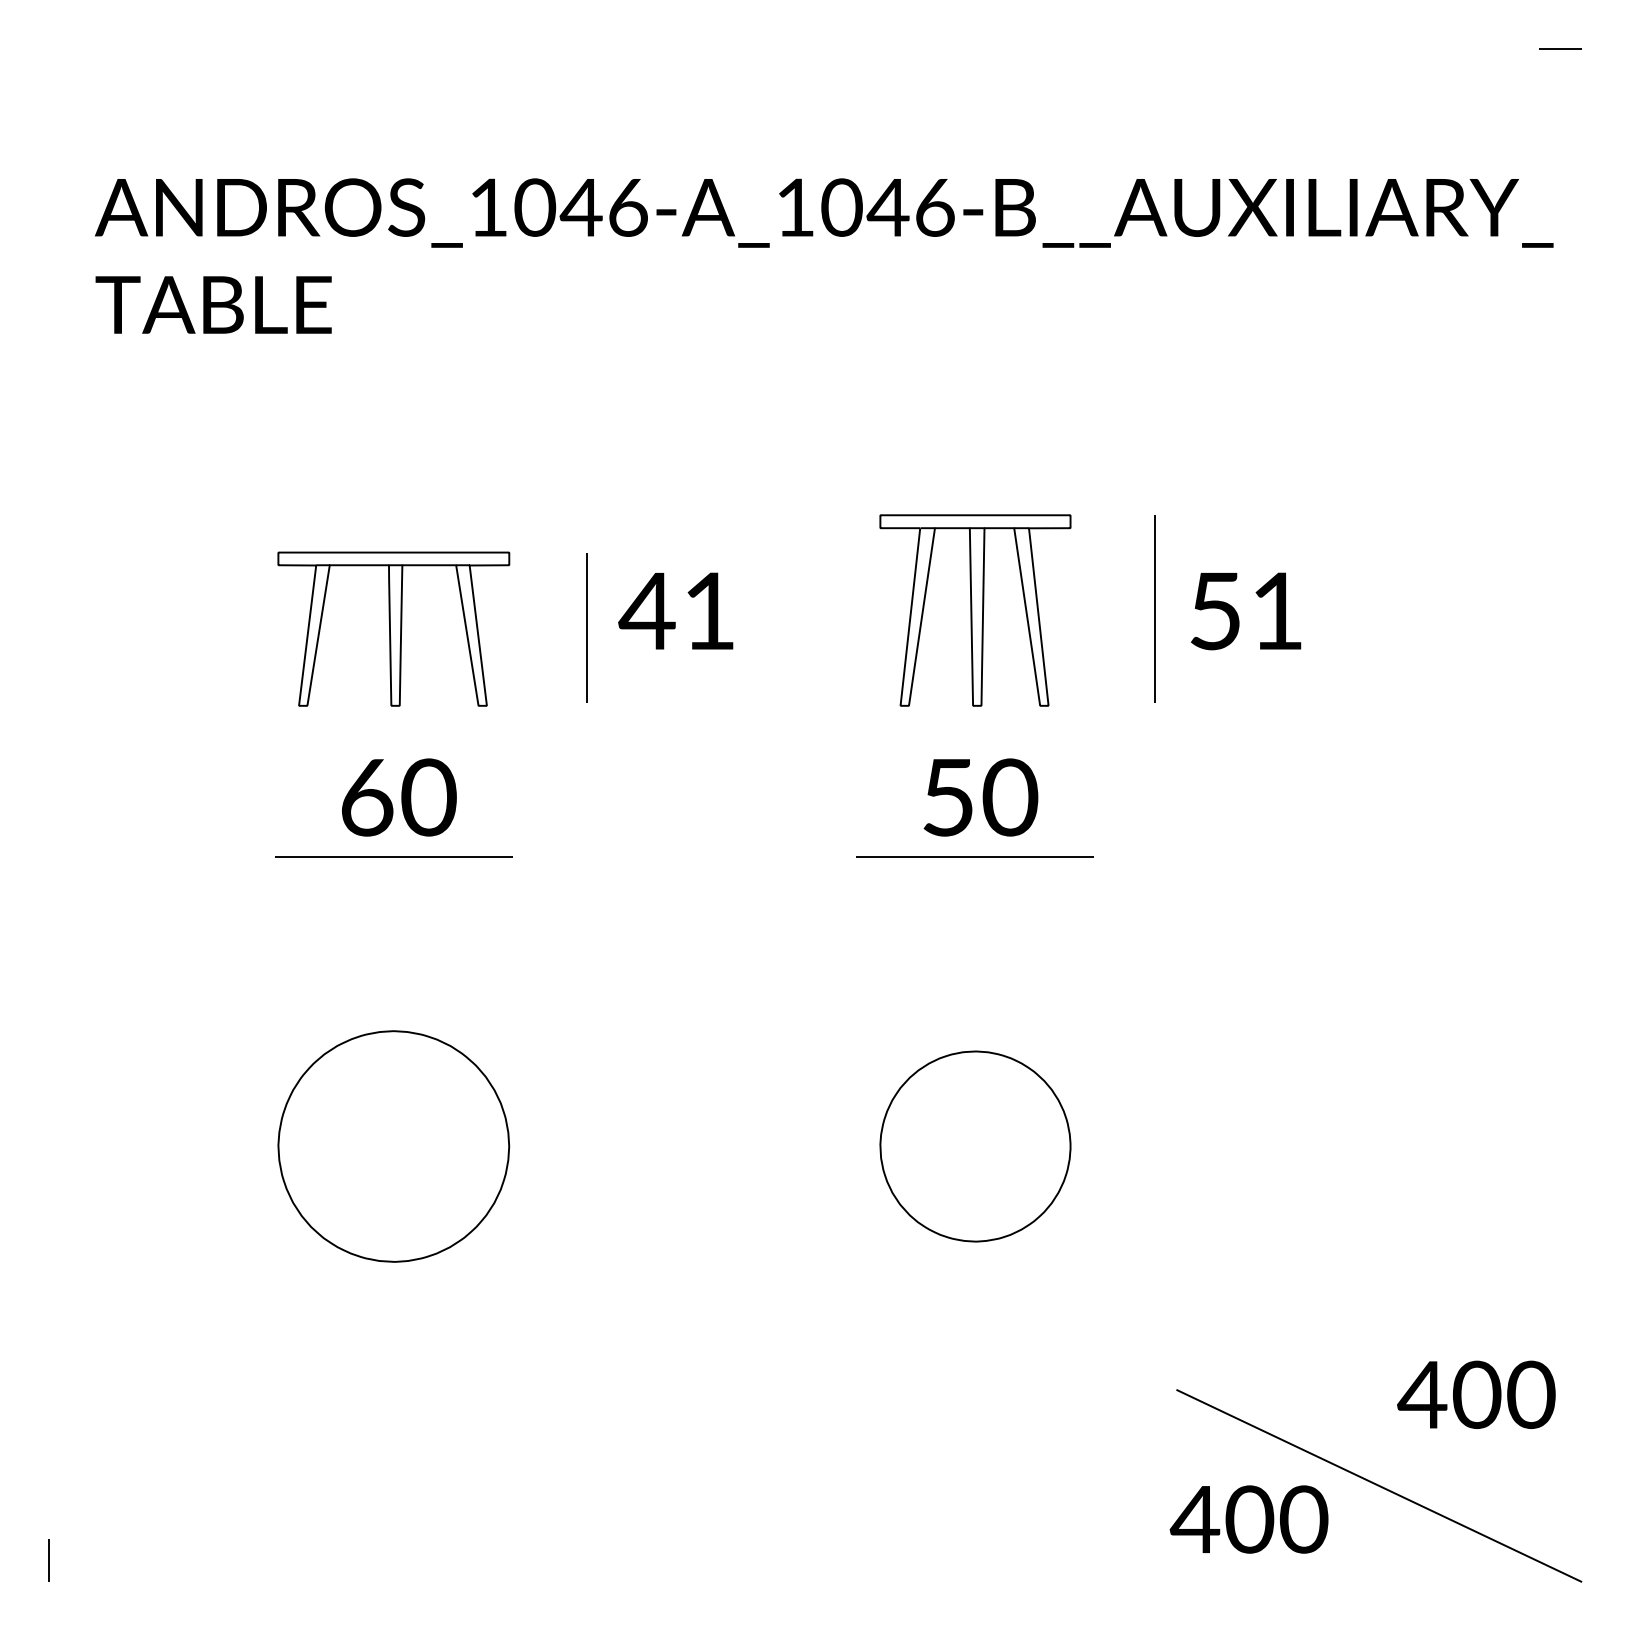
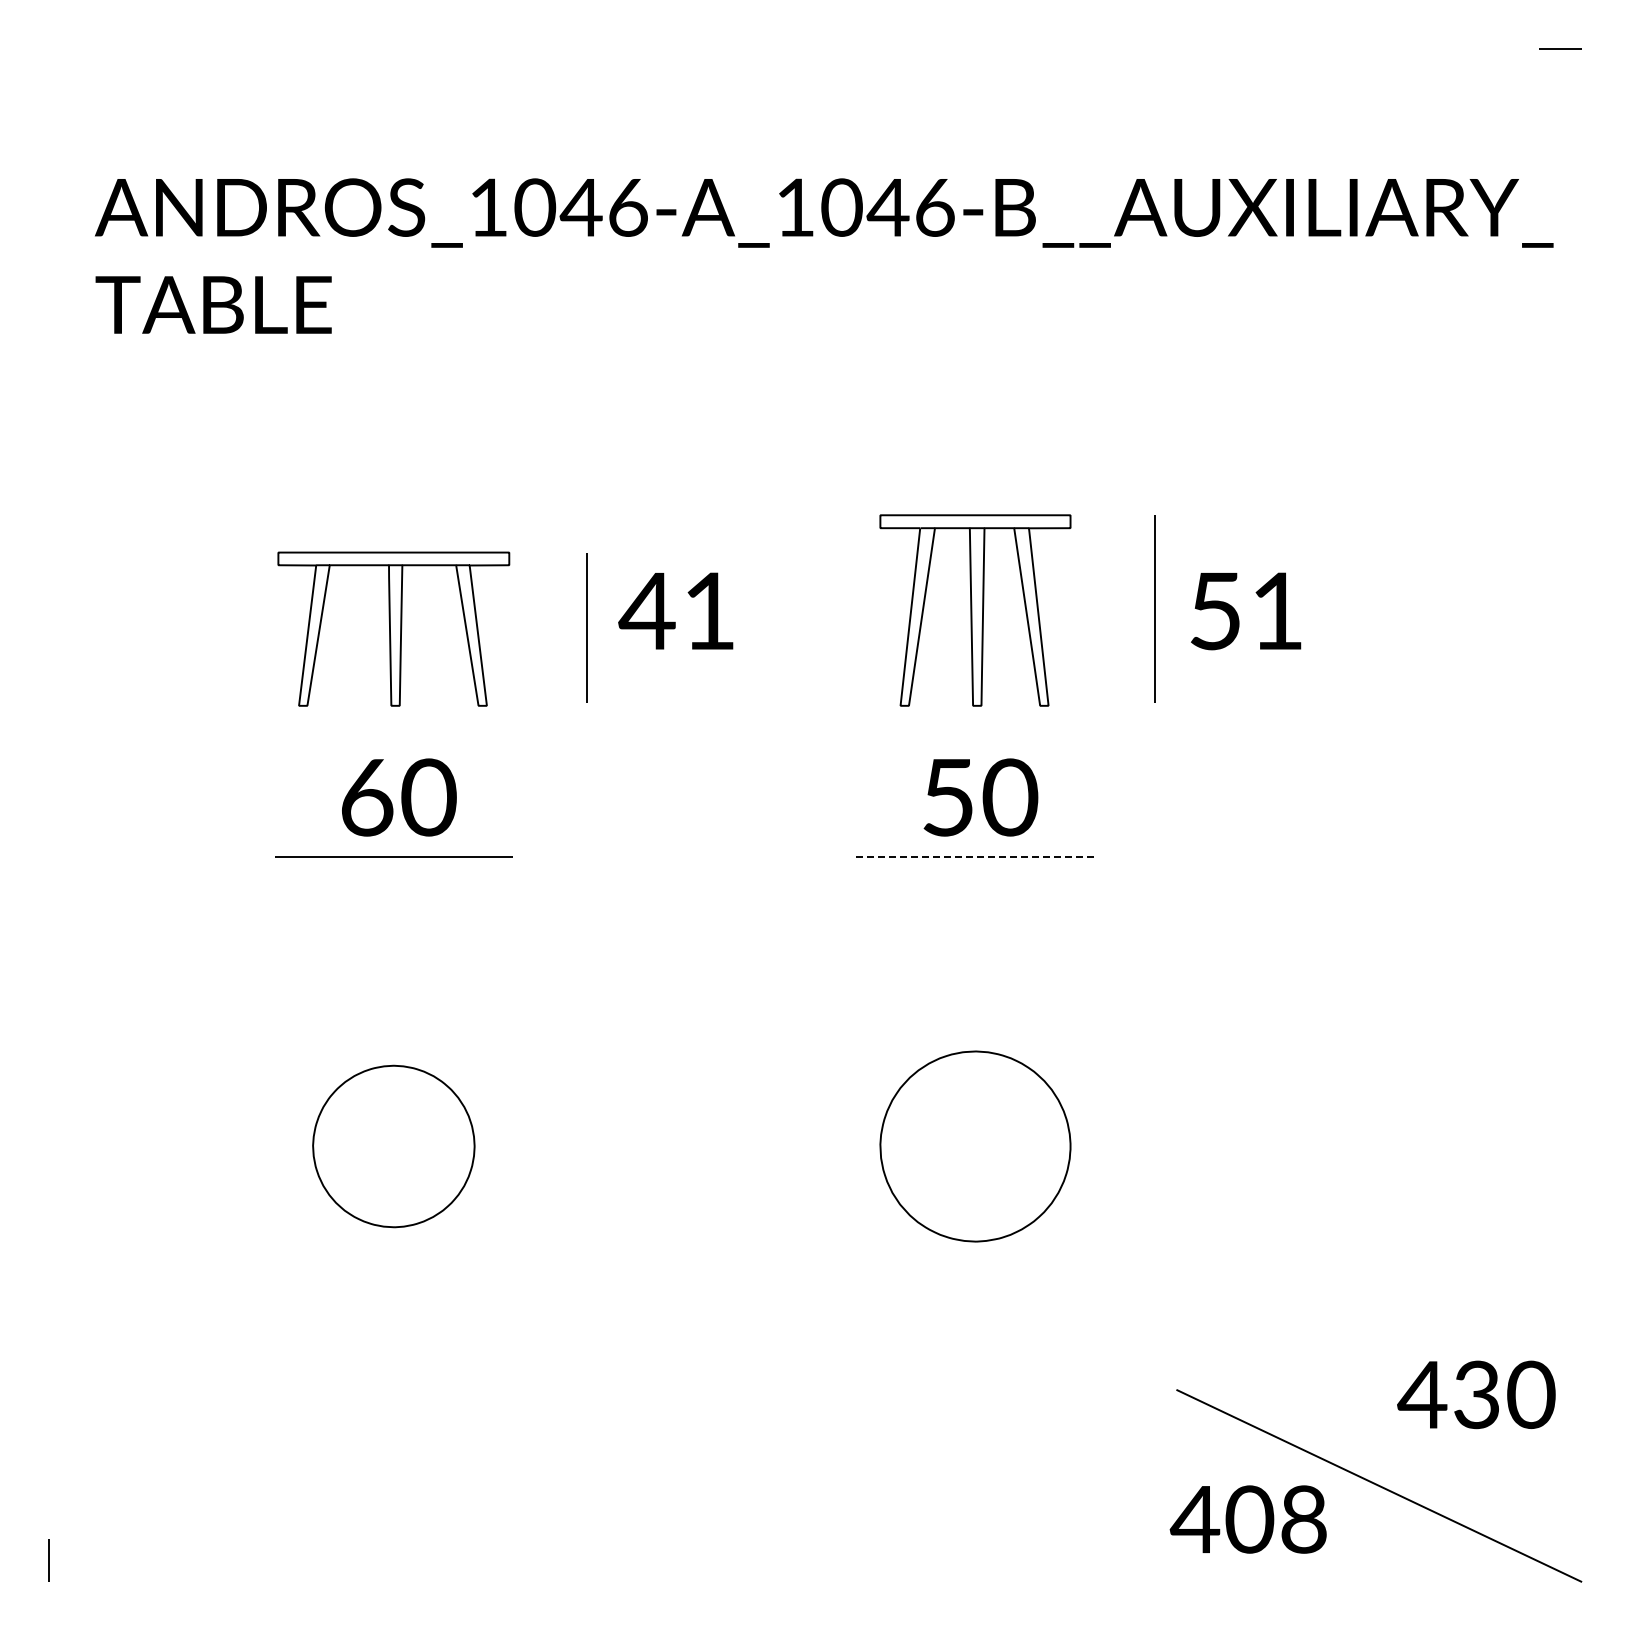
line: solid -> dashed (975, 857)
part size: 234x233 px -> 164x165 px (393, 1146)
text: 400 -> 430 (1476, 1394)
text: 400 -> 408 (1303, 1519)
